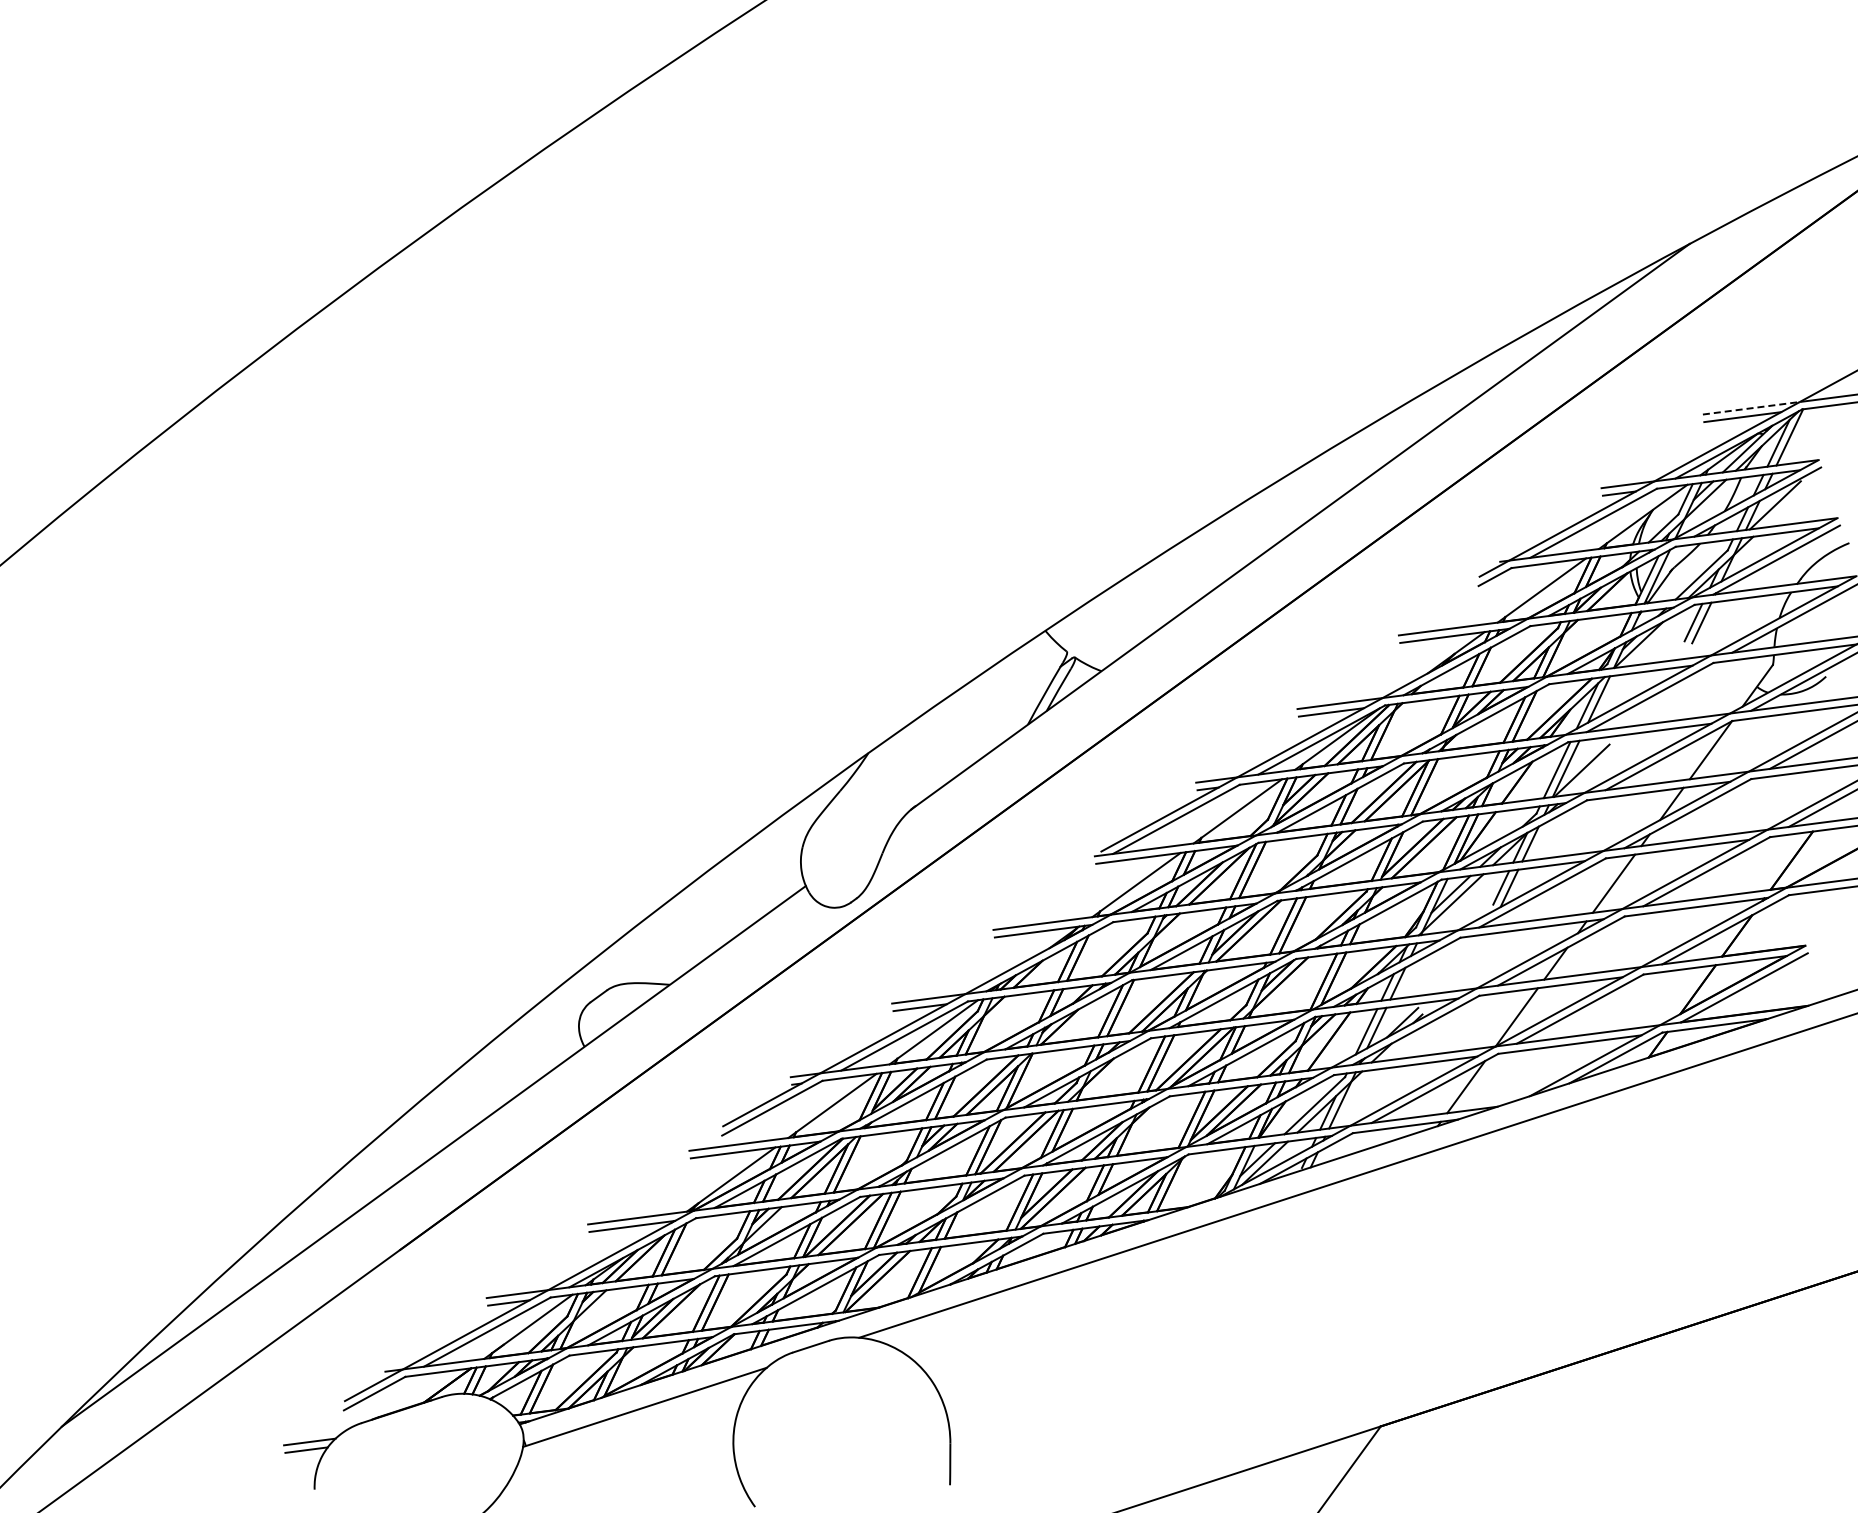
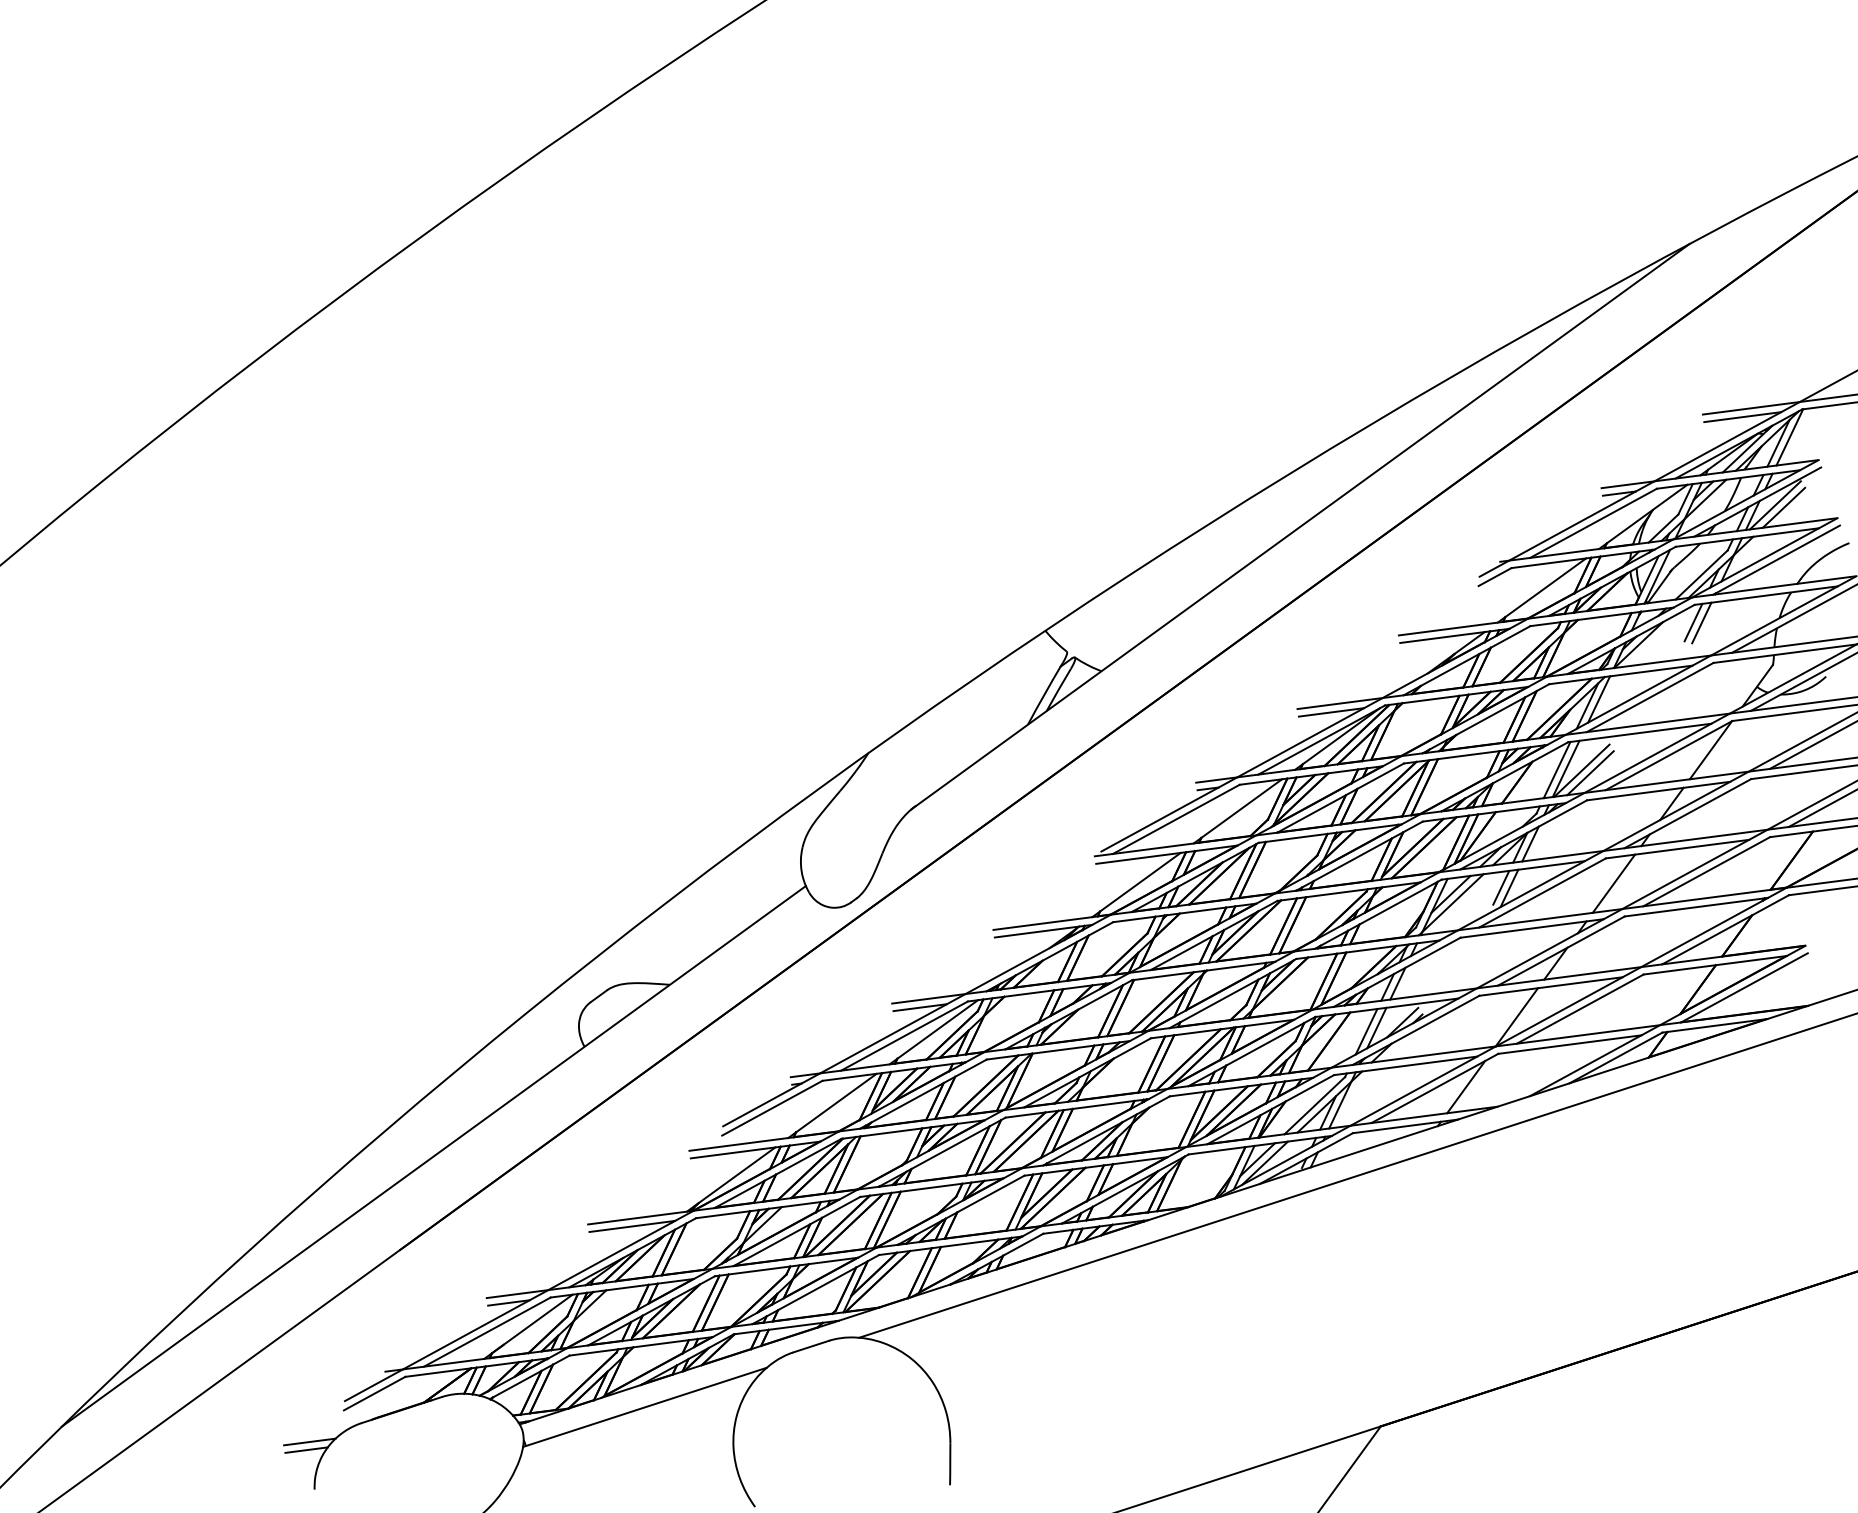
line: dashed -> solid (1751, 408)
line: none -> present (1783, 507)
line: none -> present (1590, 773)
